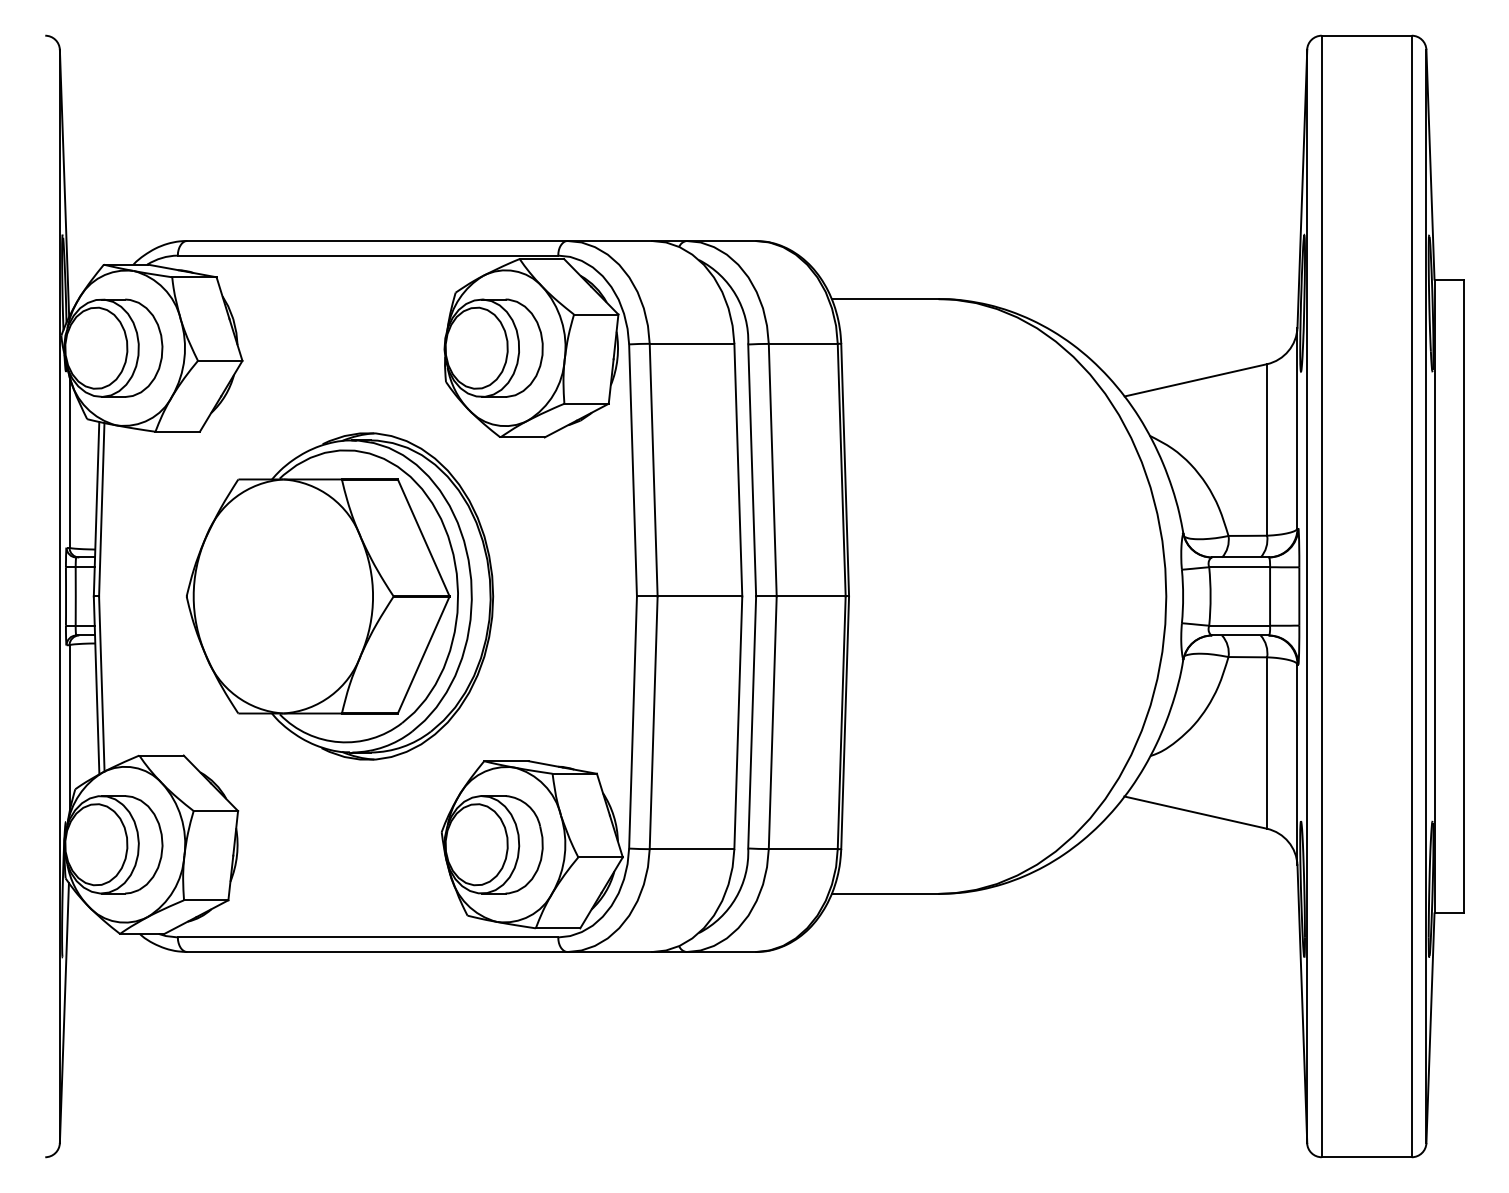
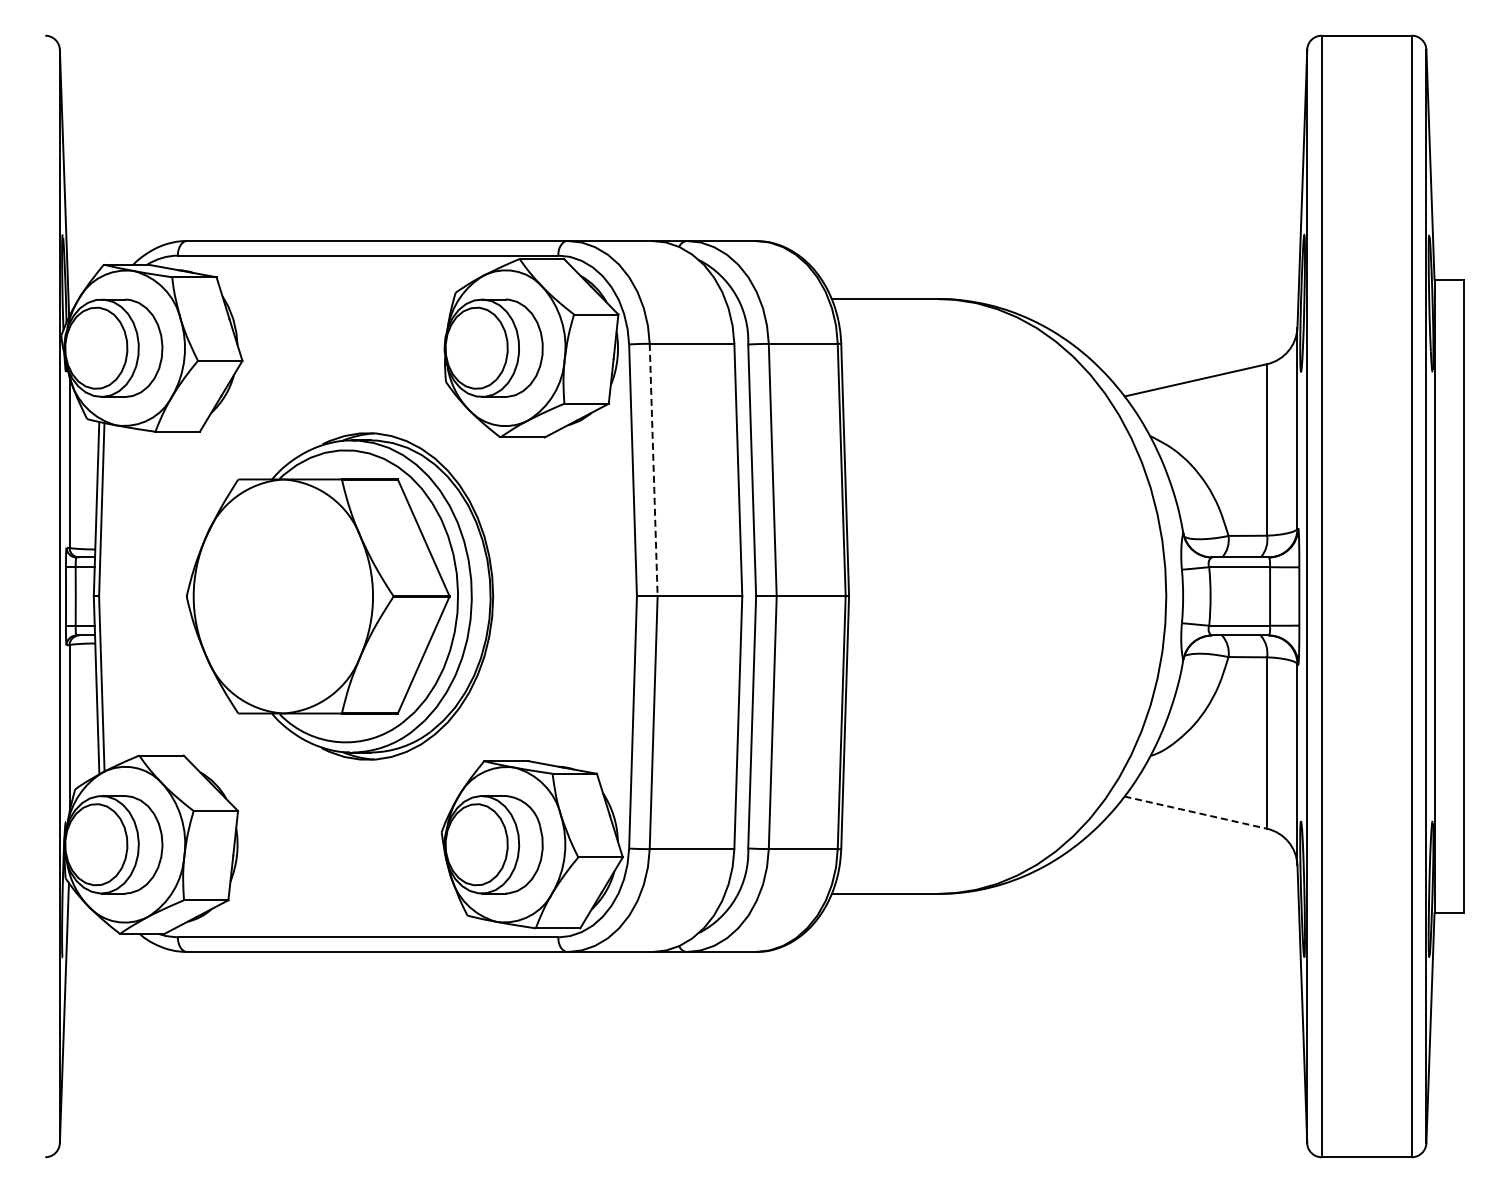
line: solid -> dashed (653, 470)
line: solid -> dashed (1196, 812)
